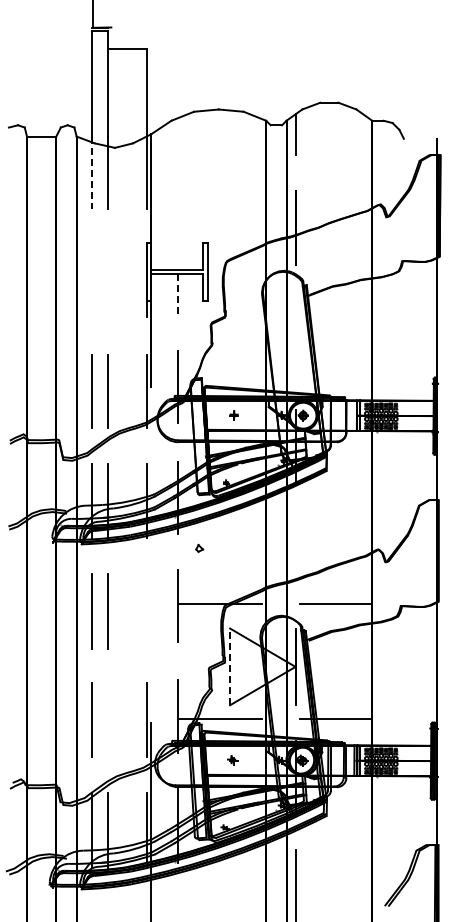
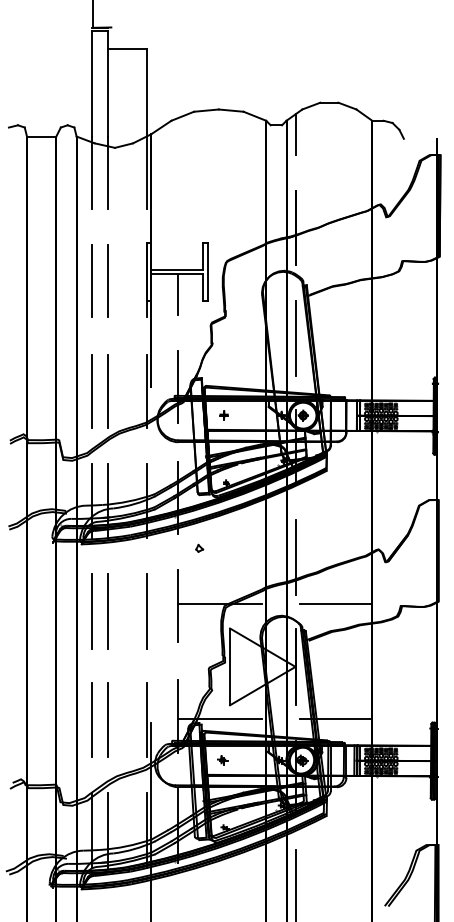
line: dashed -> solid (92, 173)
line: none -> present (91, 280)
line: none -> present (108, 280)
line: dashed -> solid (178, 295)
line: none -> present (295, 338)
part position: (233, 415) -> (223, 415) (223, 415)
line: none -> present (295, 557)
line: none -> present (146, 611)
line: dashed -> solid (230, 666)
line: none -> present (107, 719)
part position: (232, 760) -> (222, 760) (222, 760)
